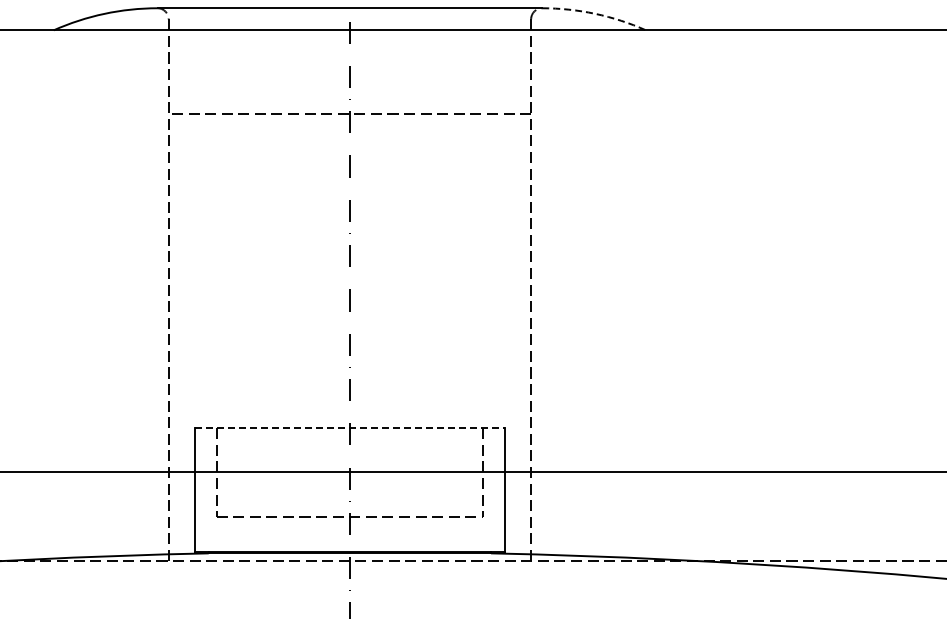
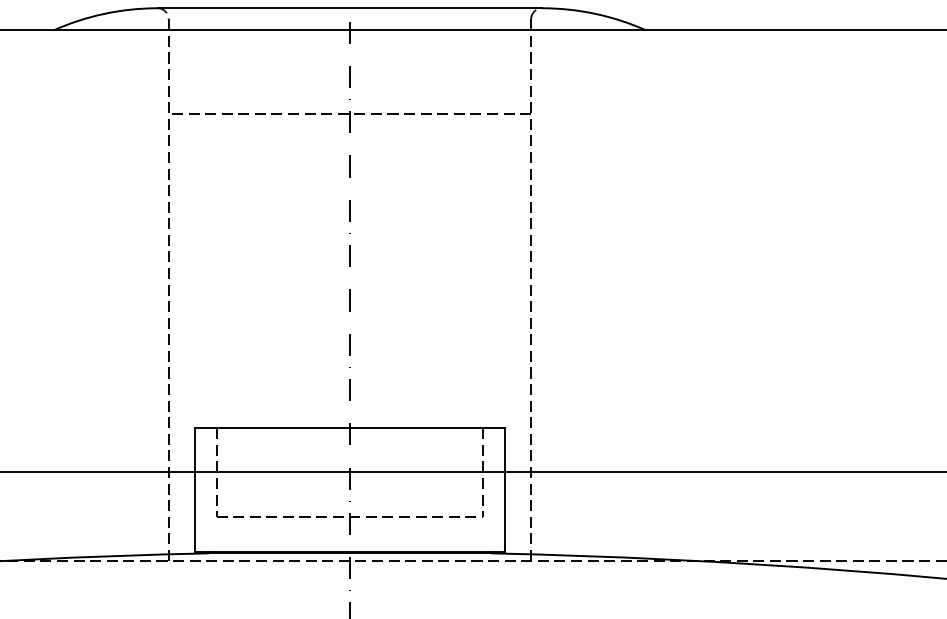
arc: dashed -> solid (595, 13)
line: dashed -> solid (349, 428)
